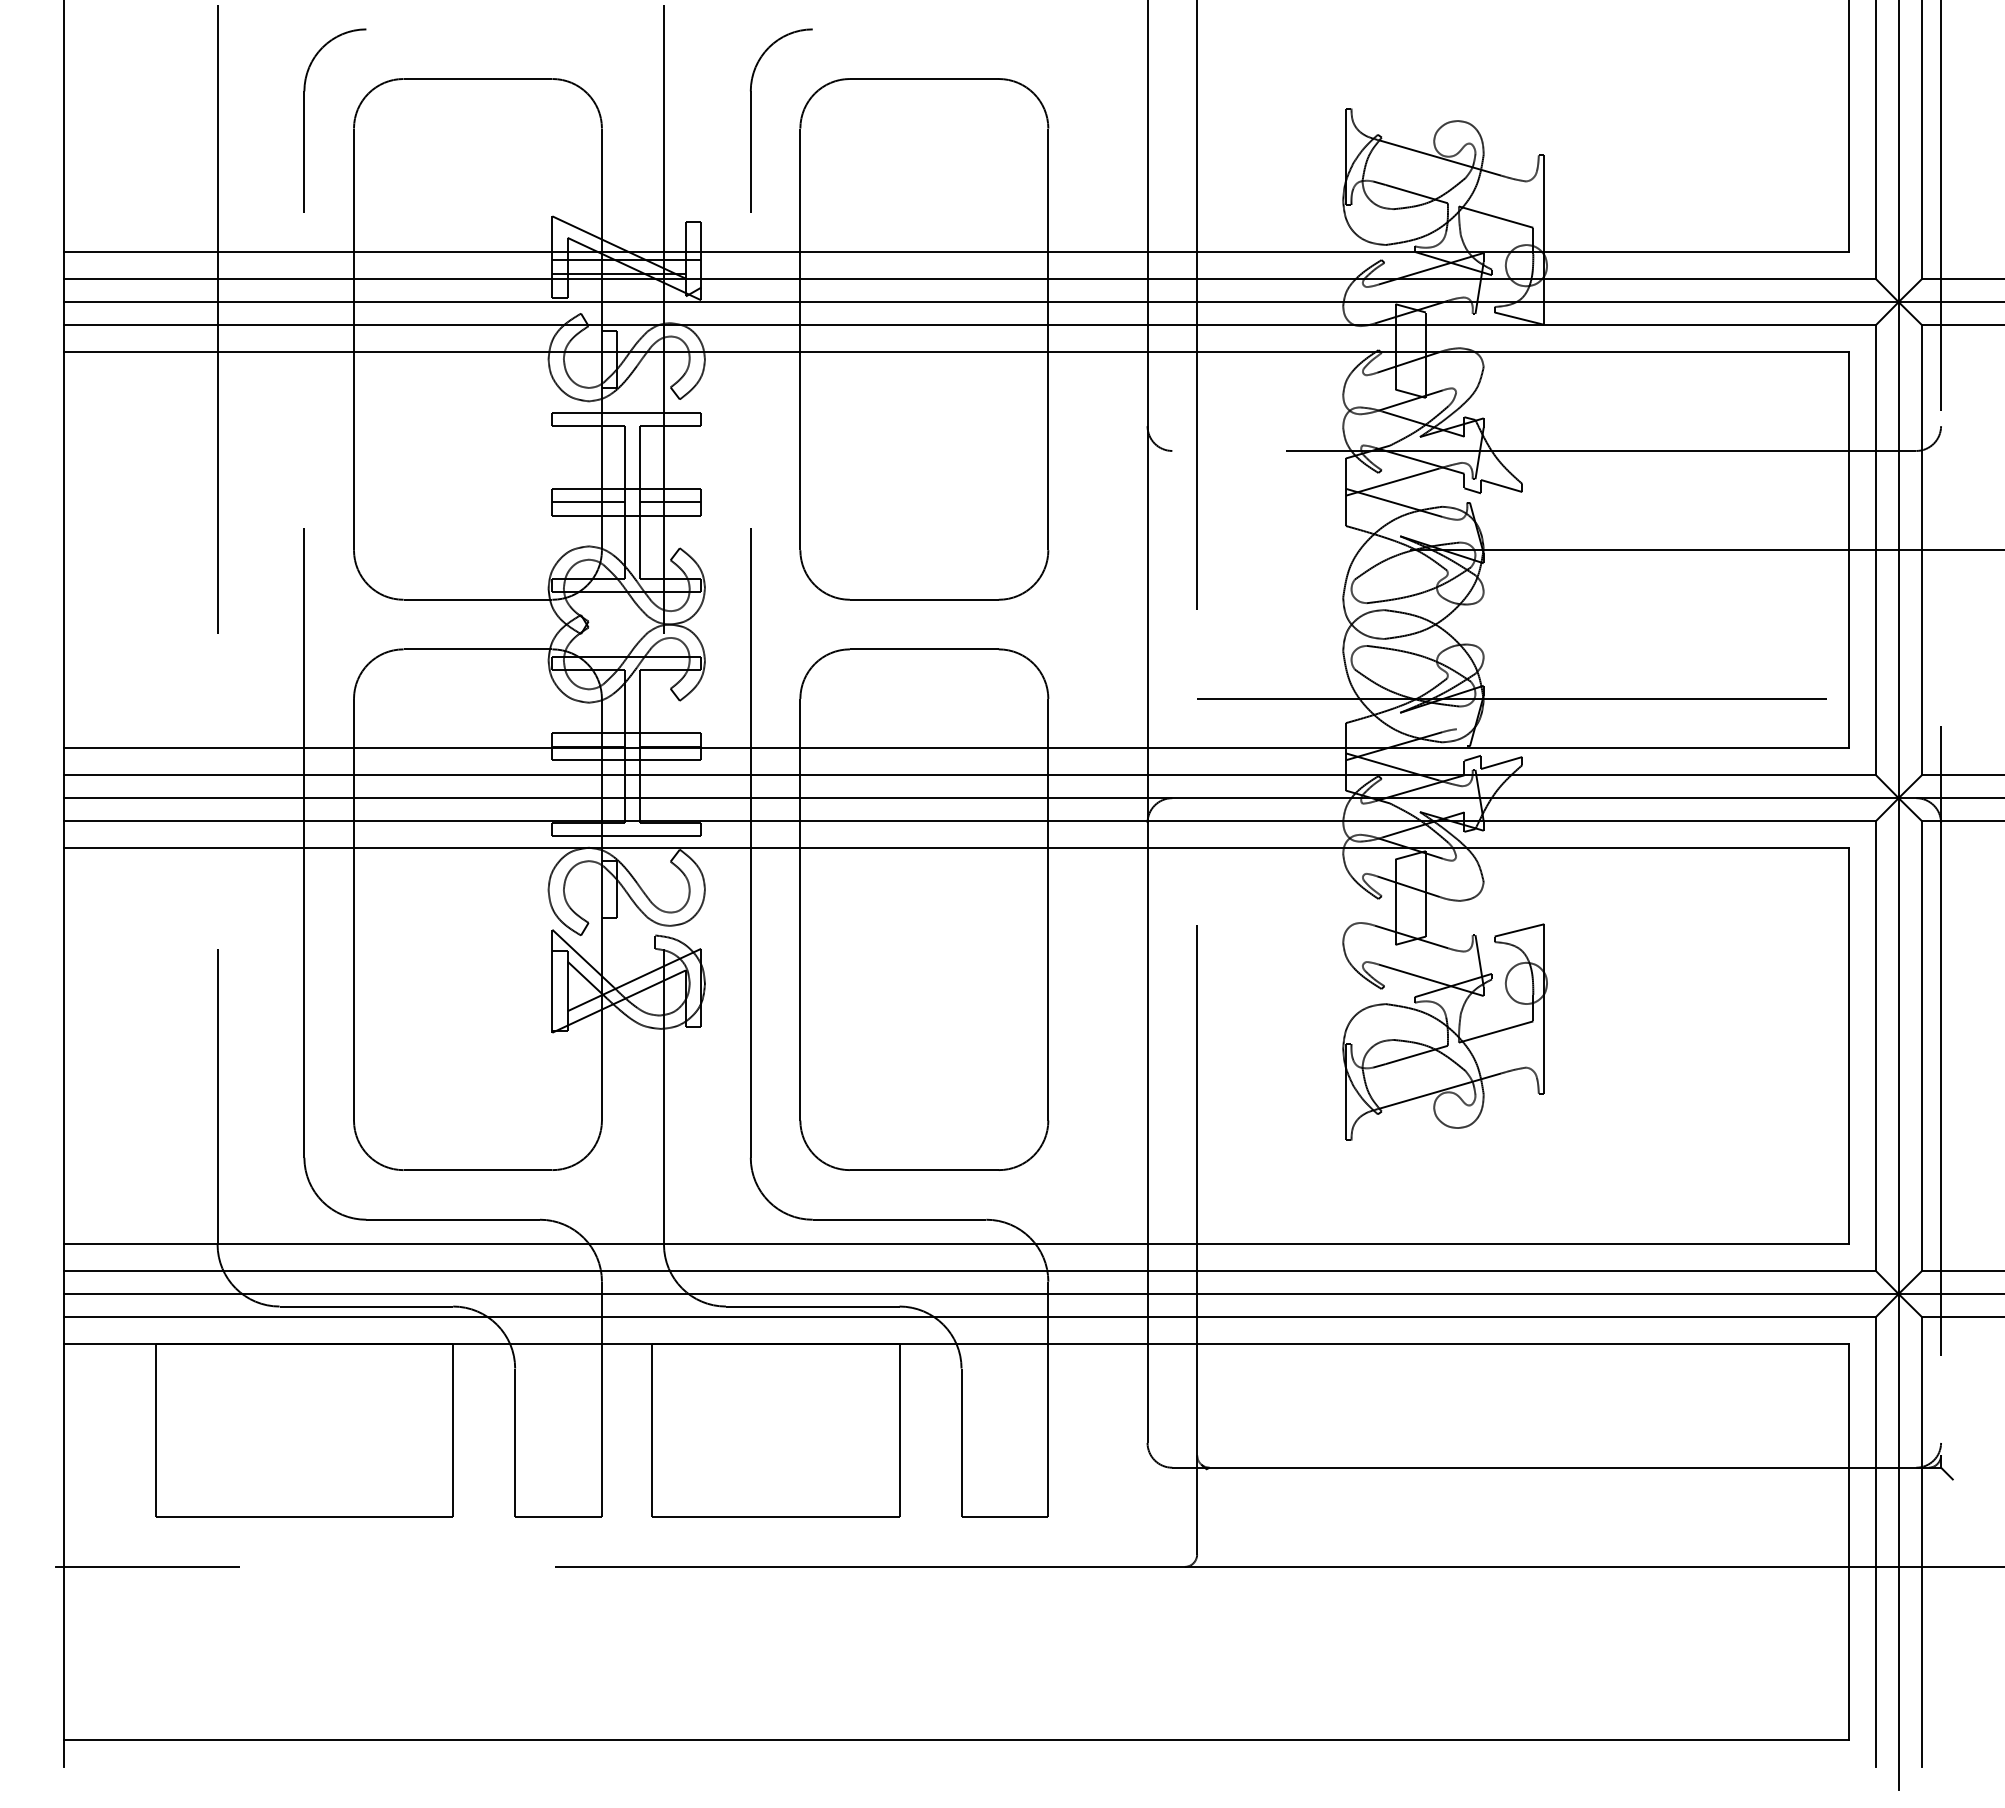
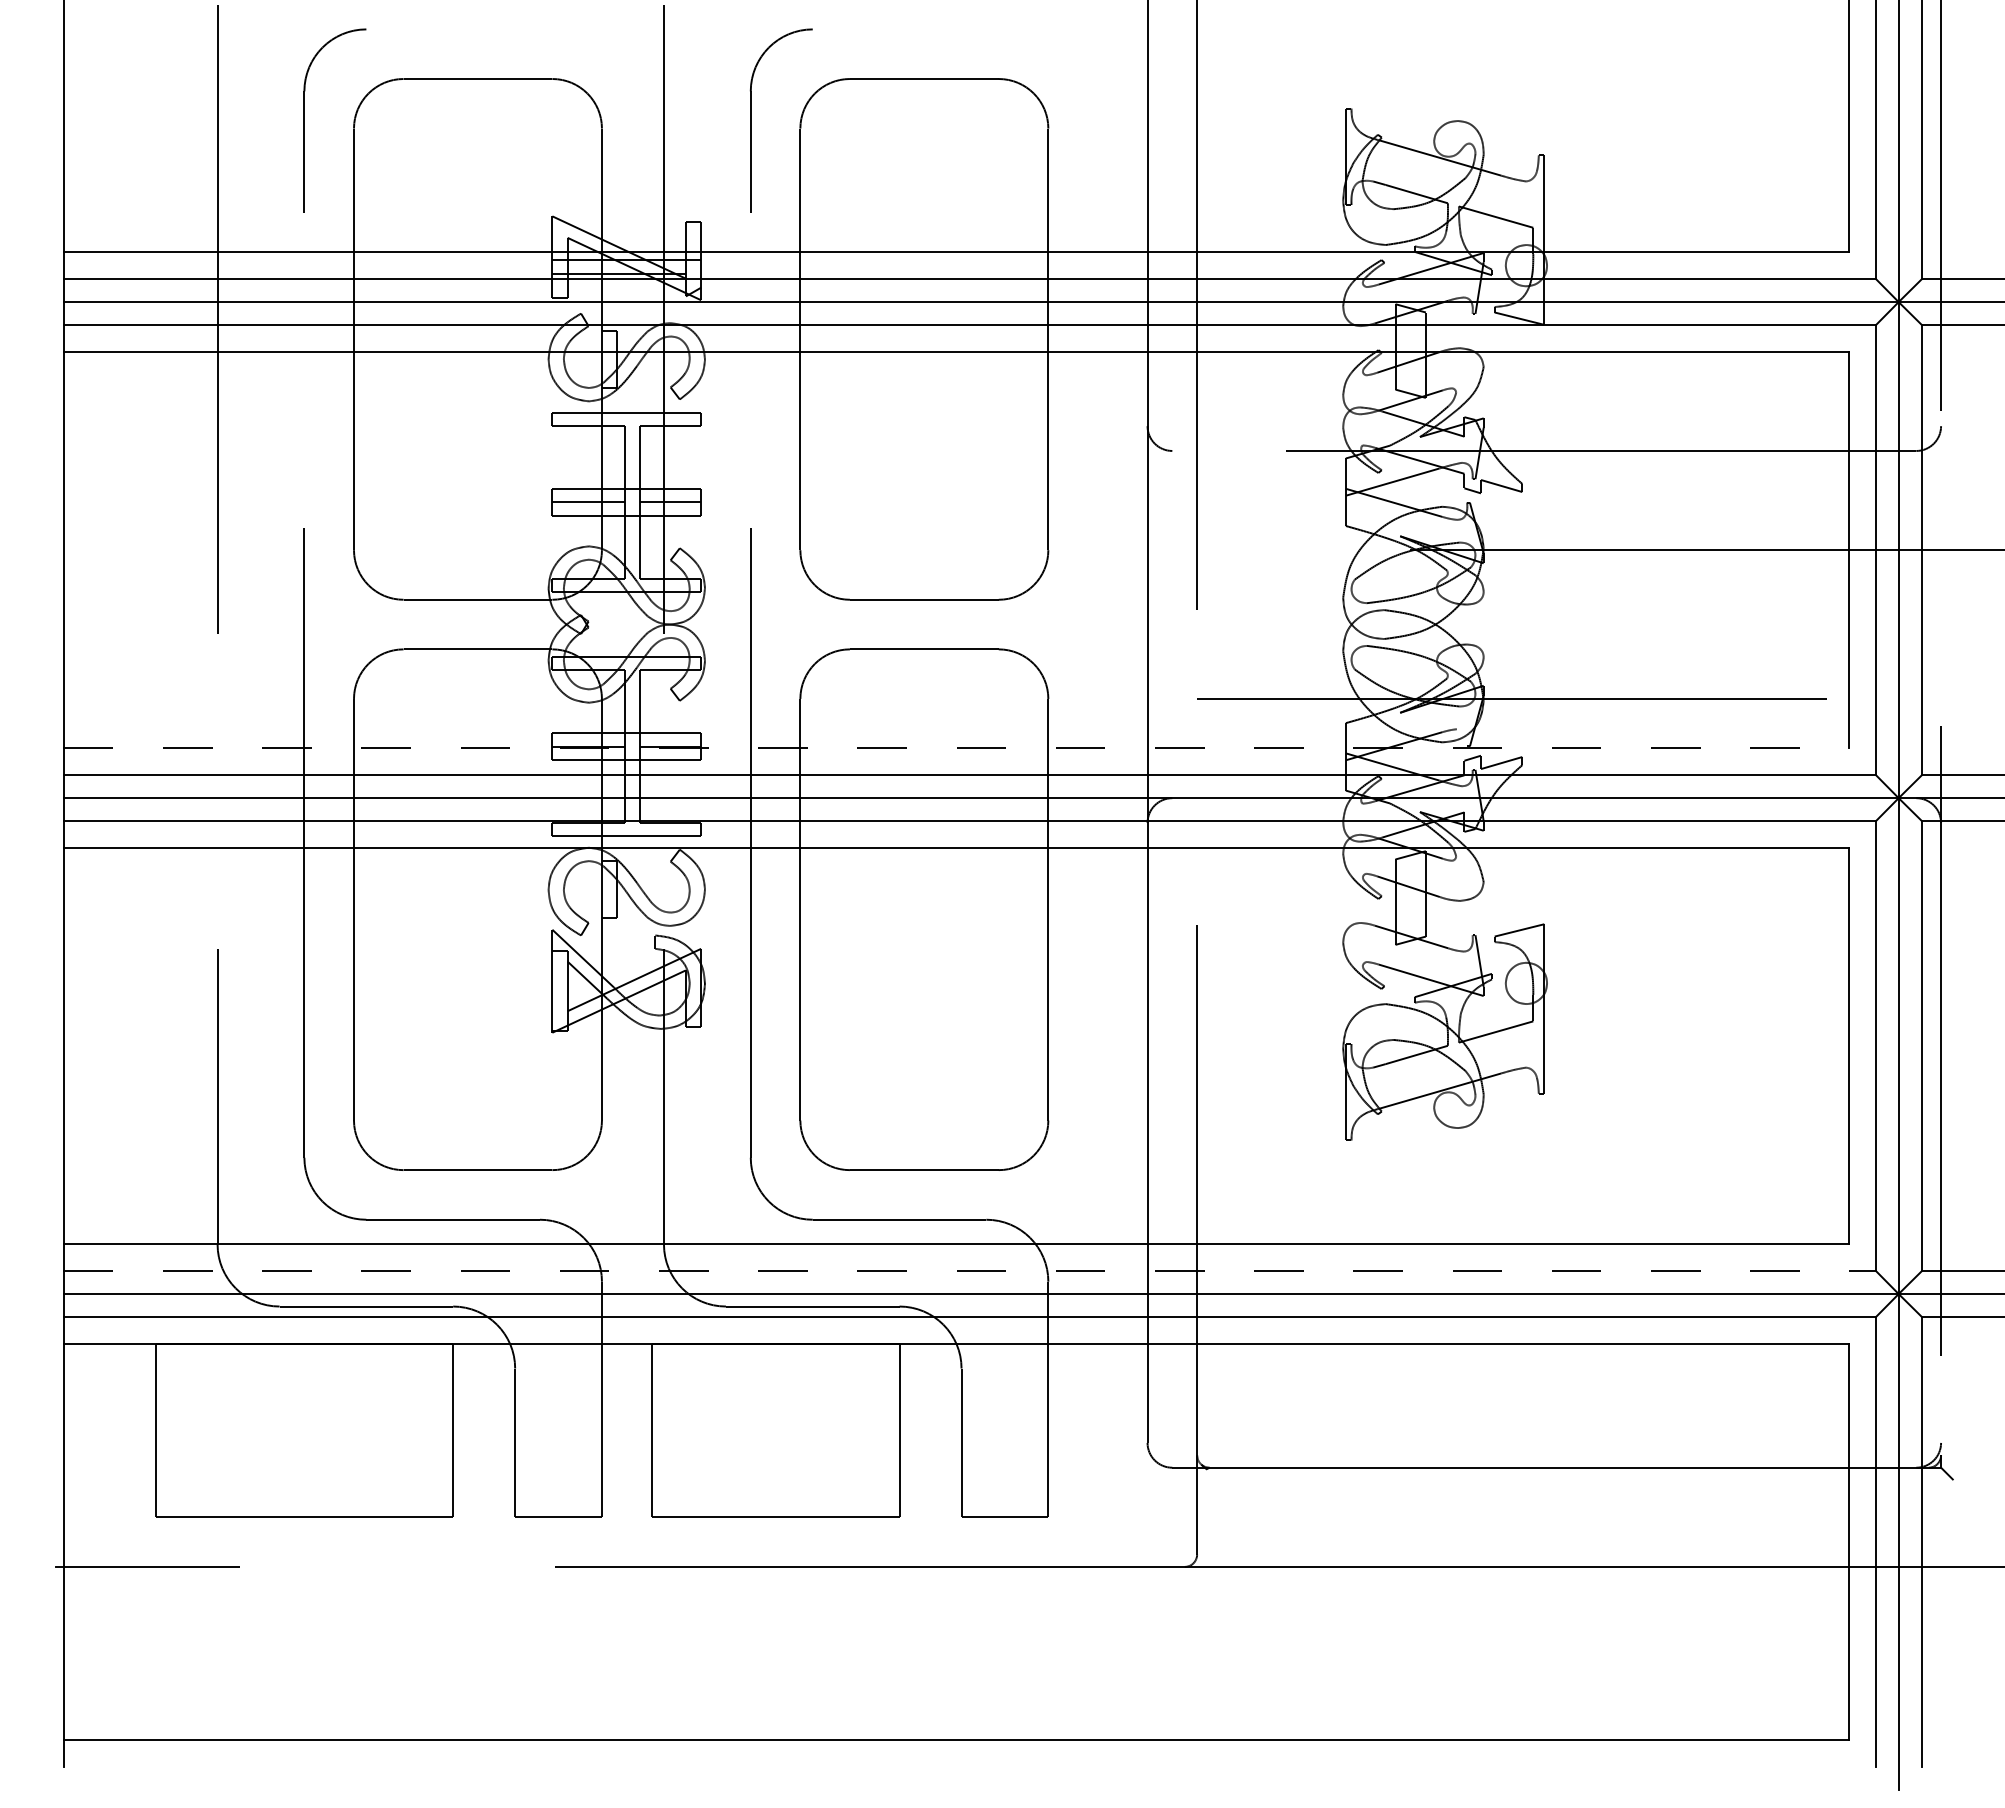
line: solid -> dashed (956, 748)
line: solid -> dashed (970, 1271)
